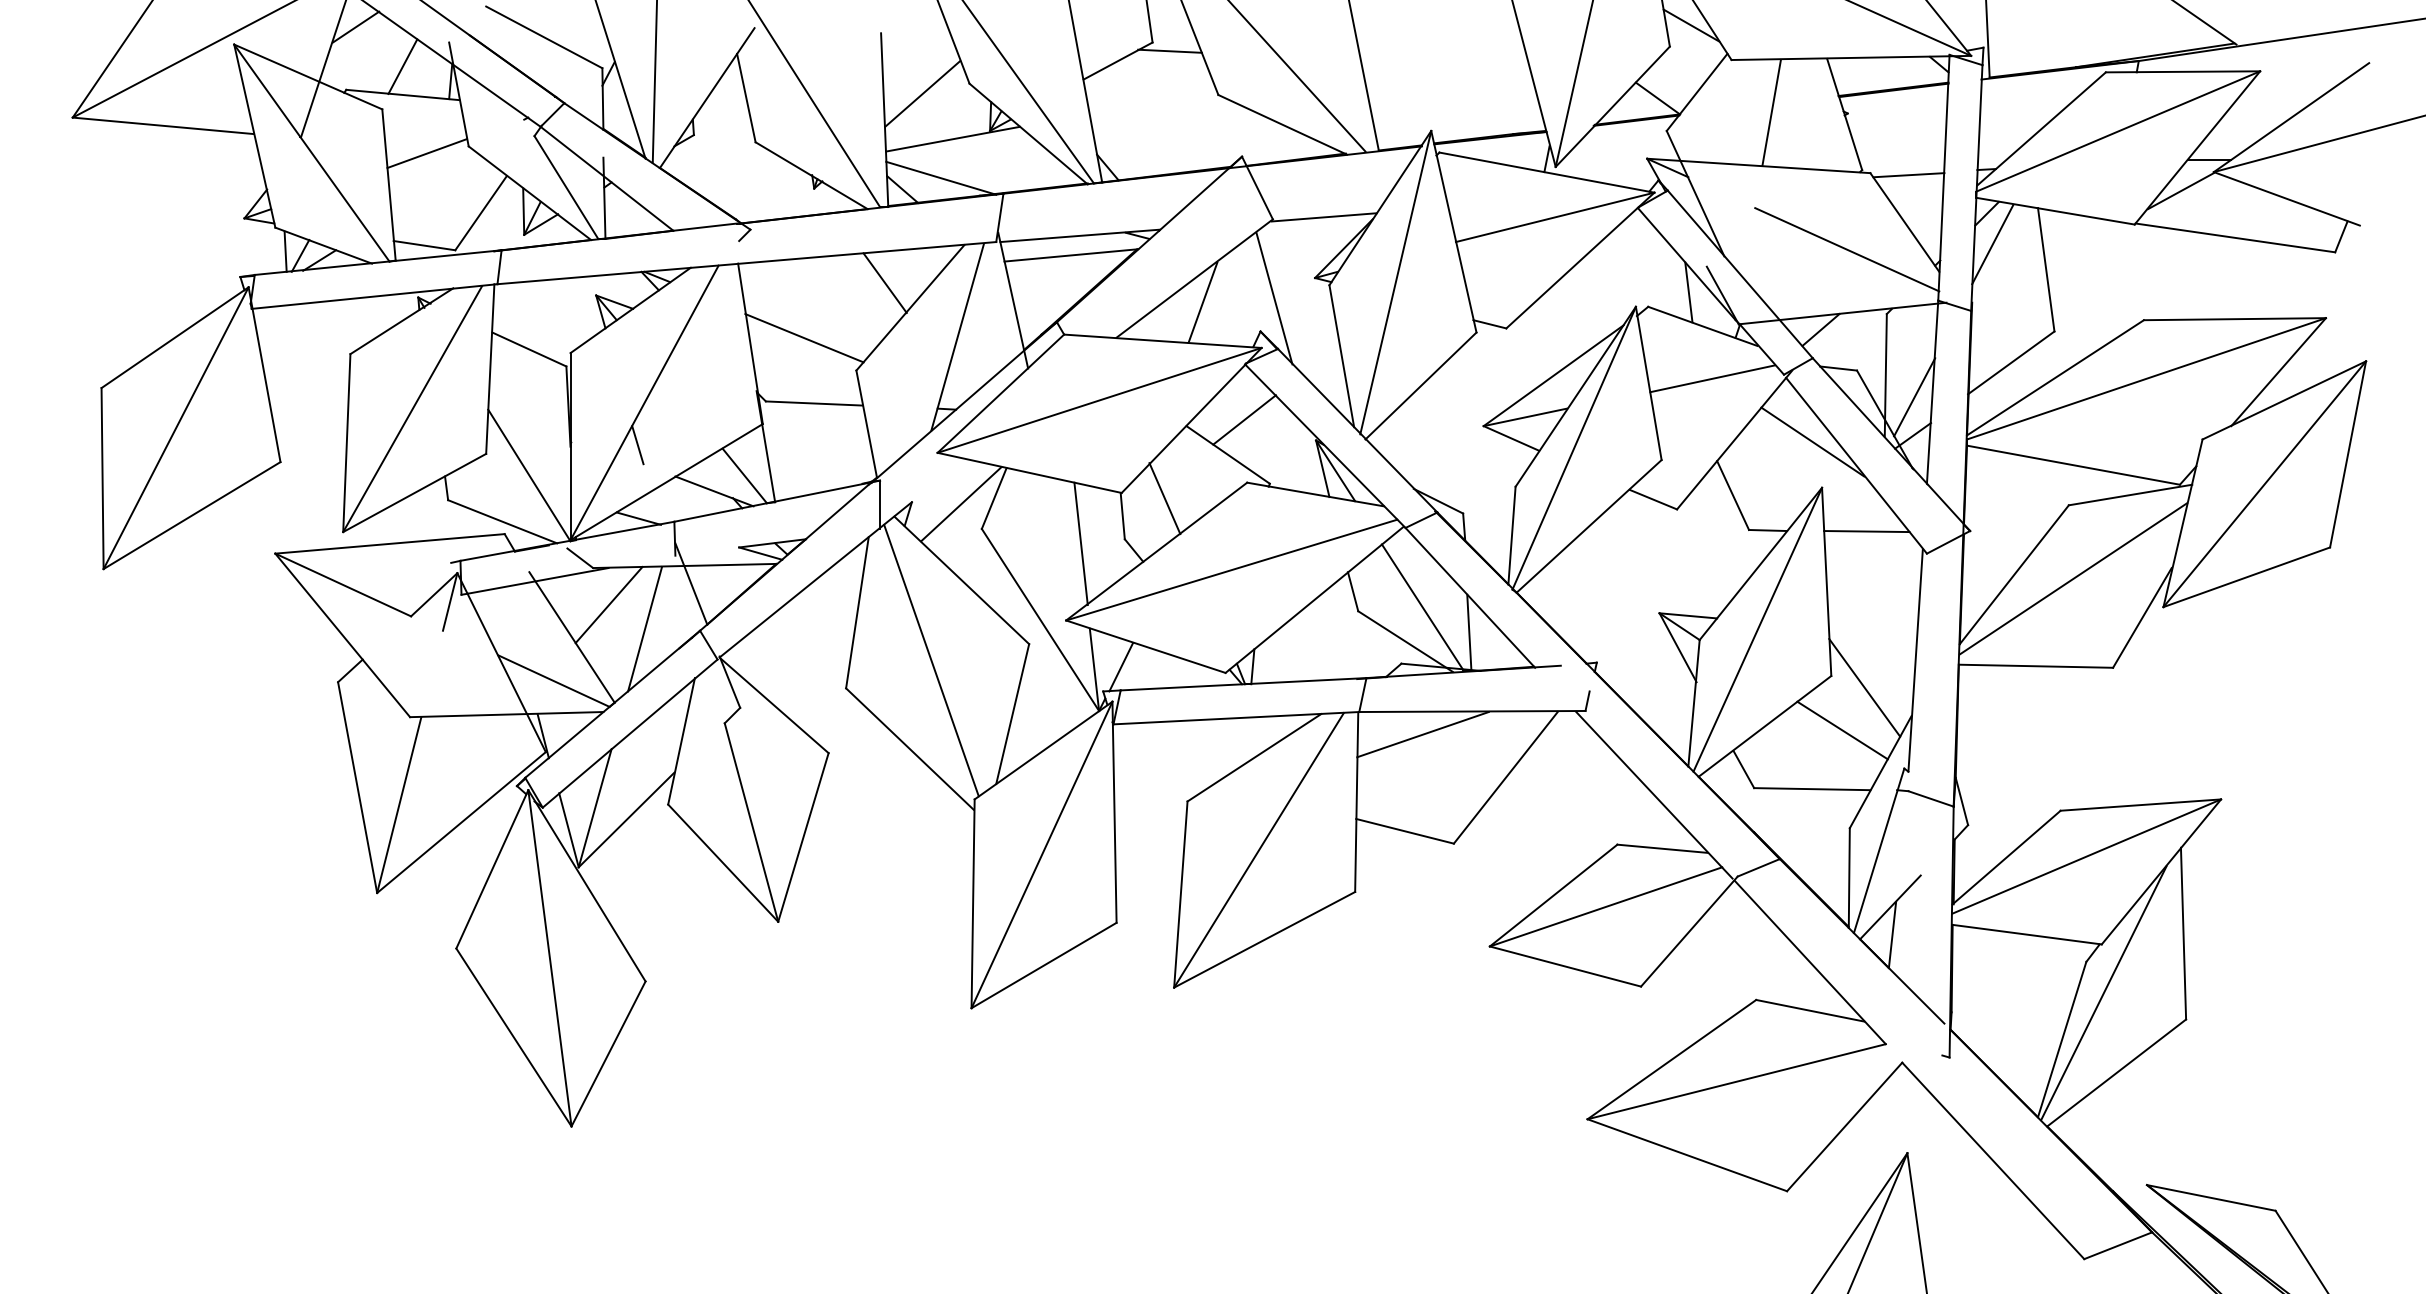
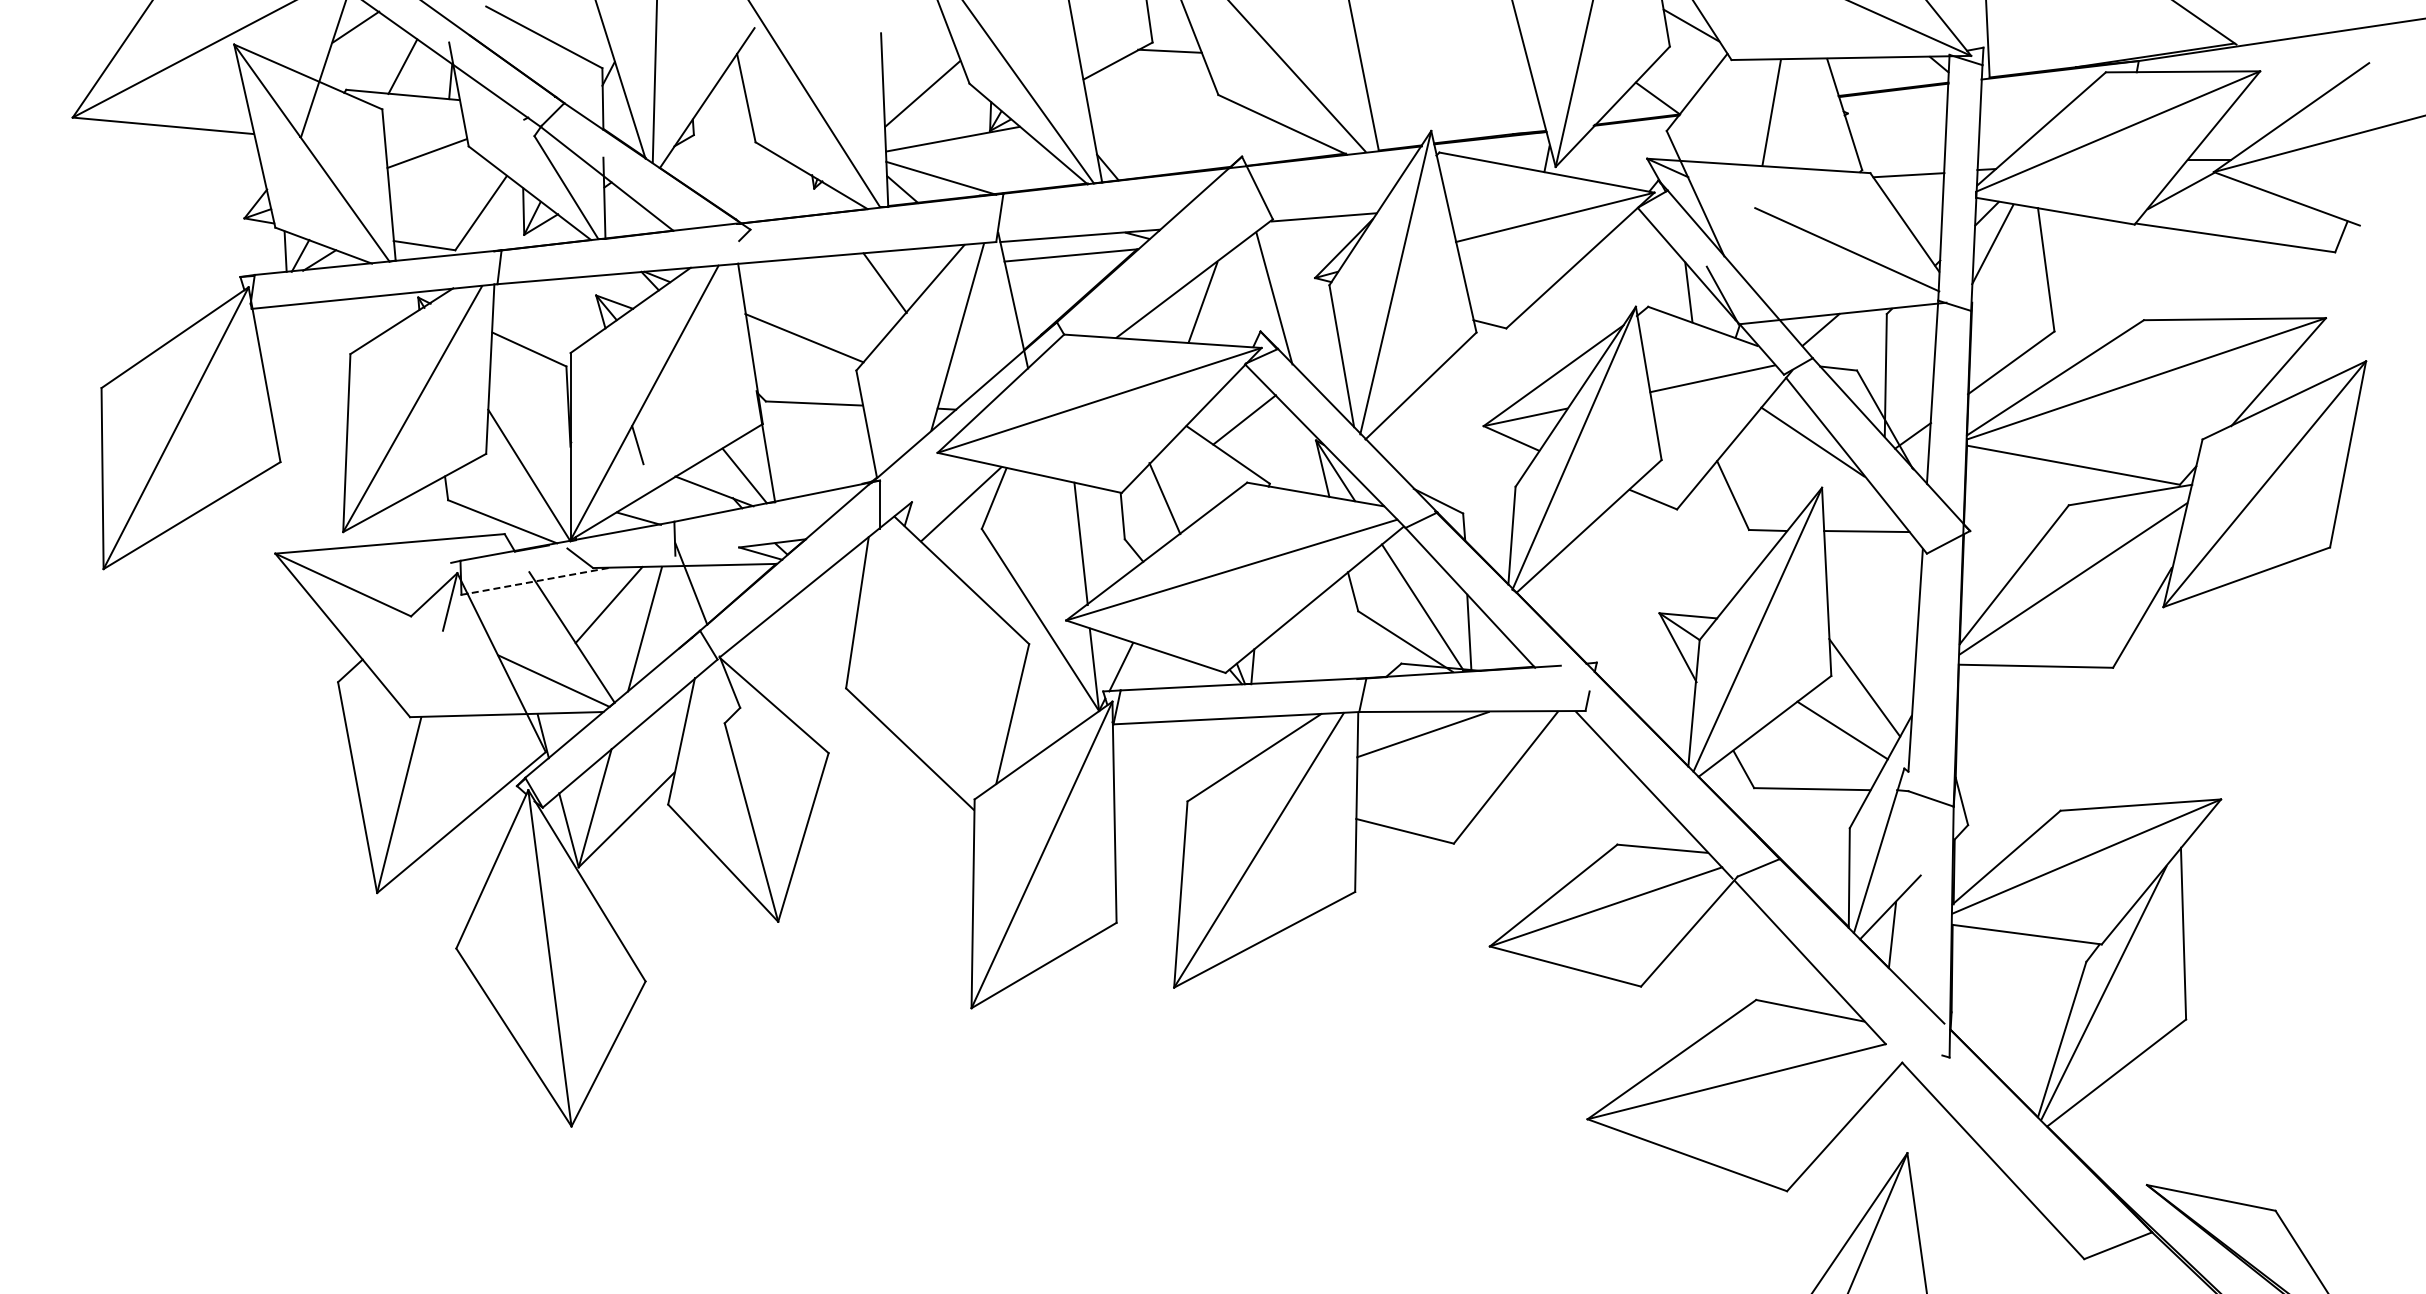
line: present -> none (1914, 397)
line: solid -> dashed (538, 580)
line: present -> none (931, 660)
